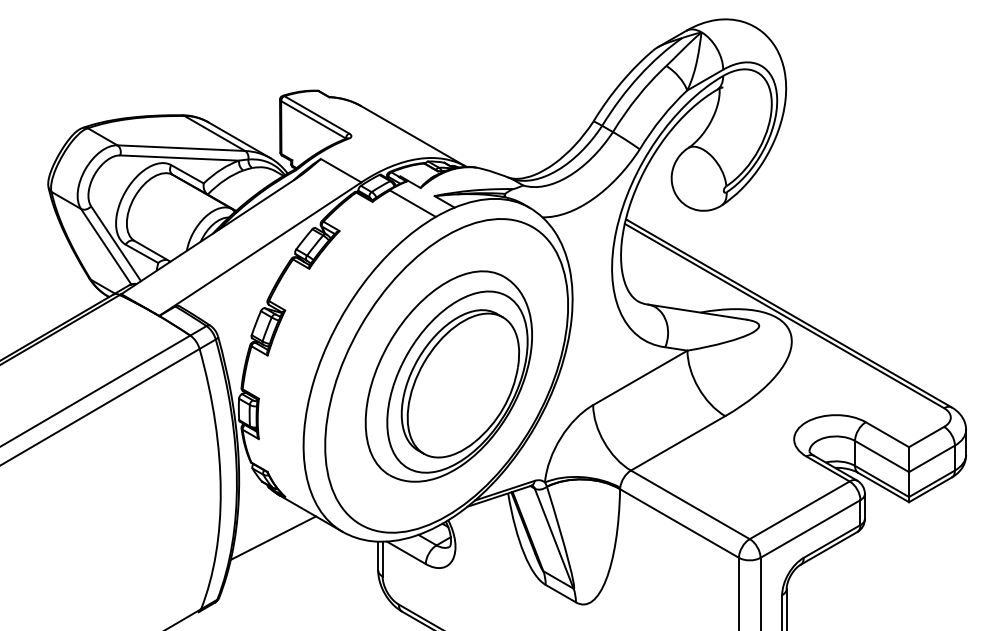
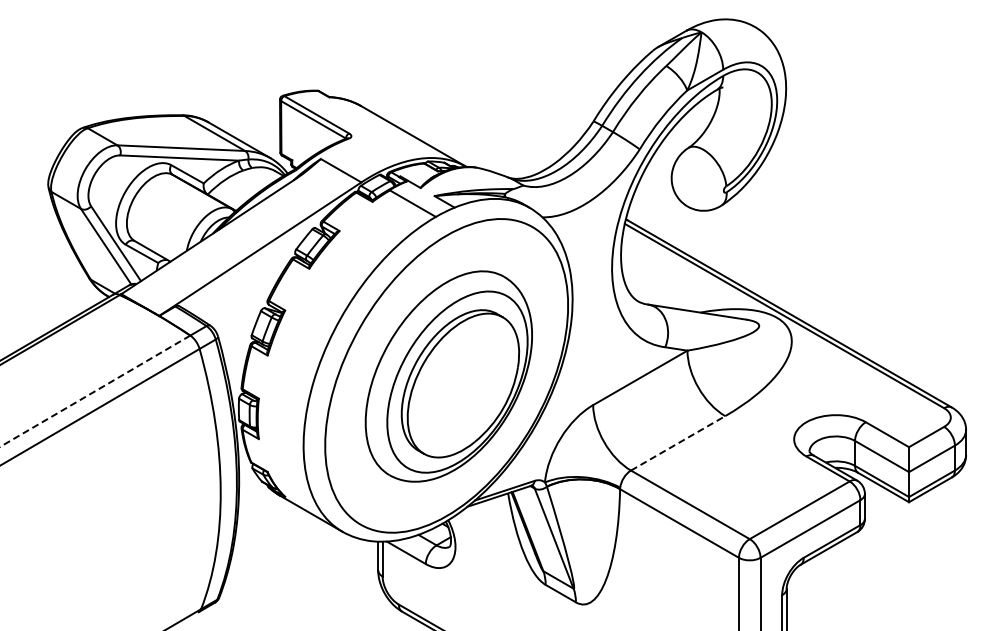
line: solid -> dashed (95, 391)
line: solid -> dashed (678, 443)
line: present -> none (273, 537)
